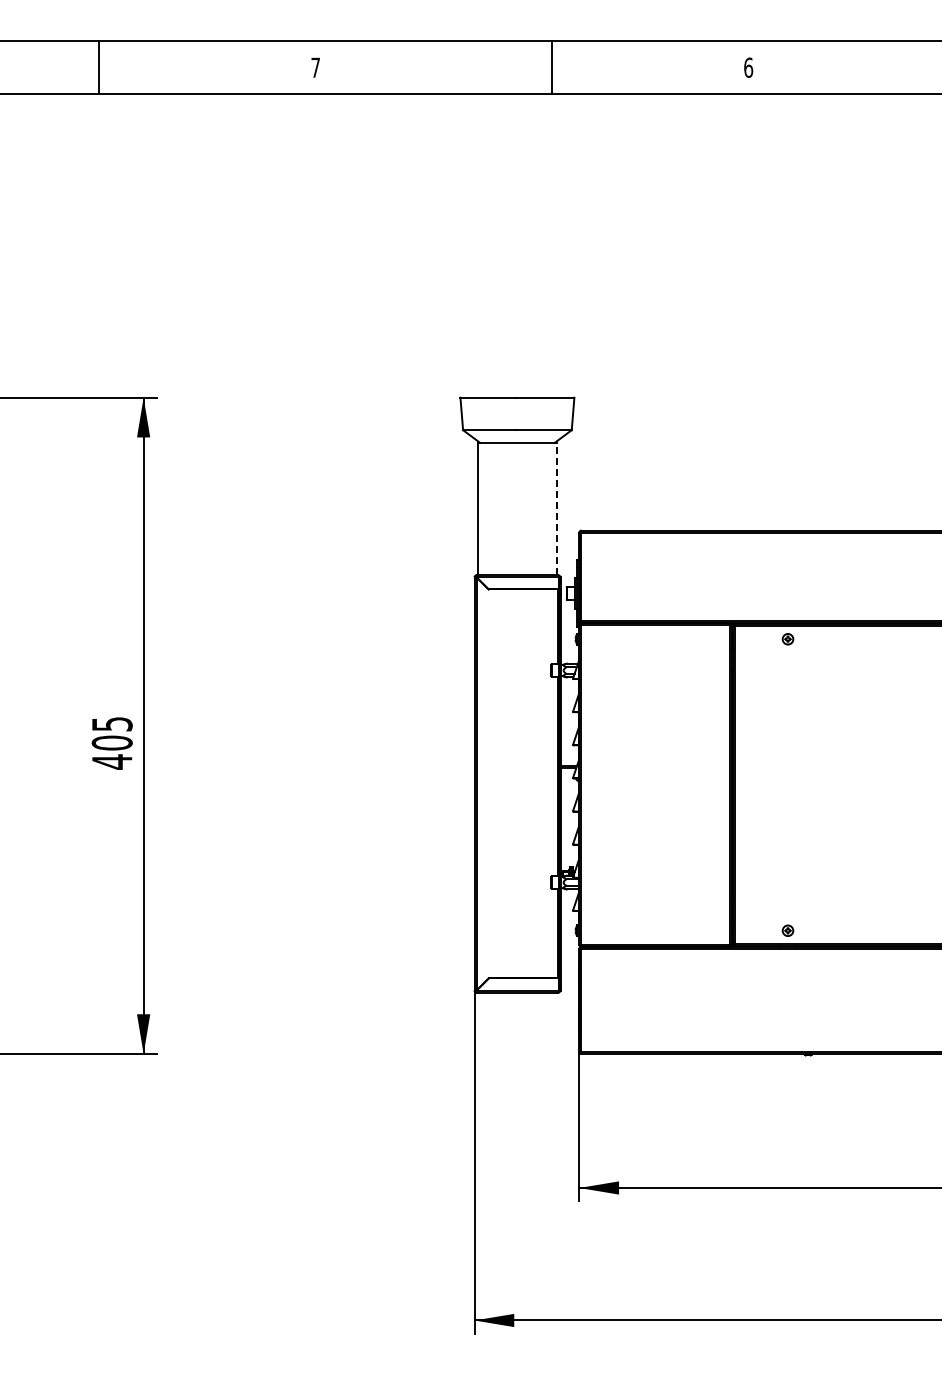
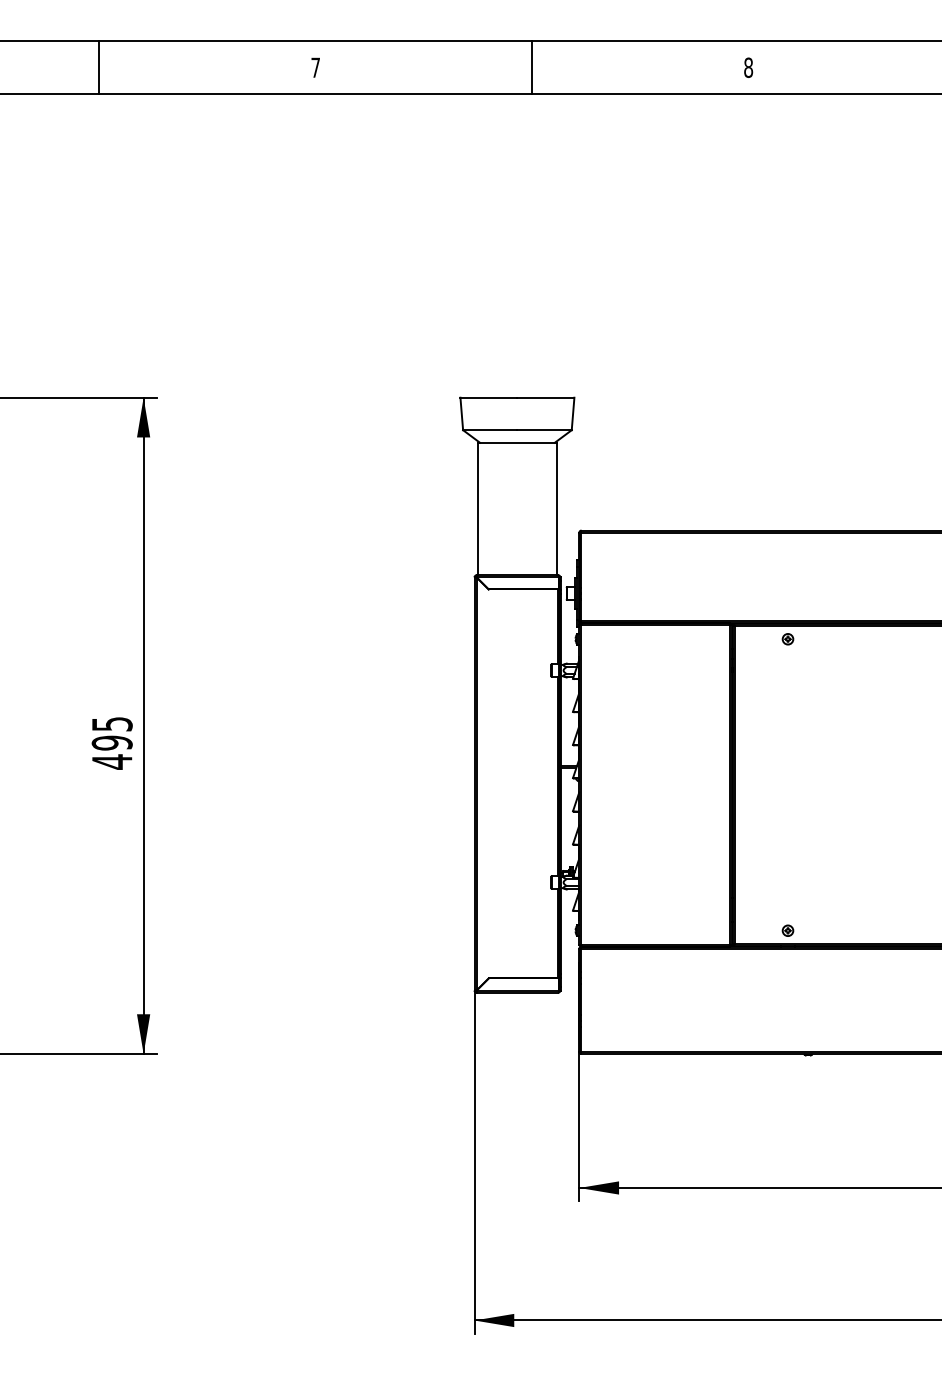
line position: (552, 67) -> (532, 67) (532, 67)
text: 6 -> 8 (748, 67)
line: dashed -> solid (557, 508)
text: 405 -> 495 (111, 742)
